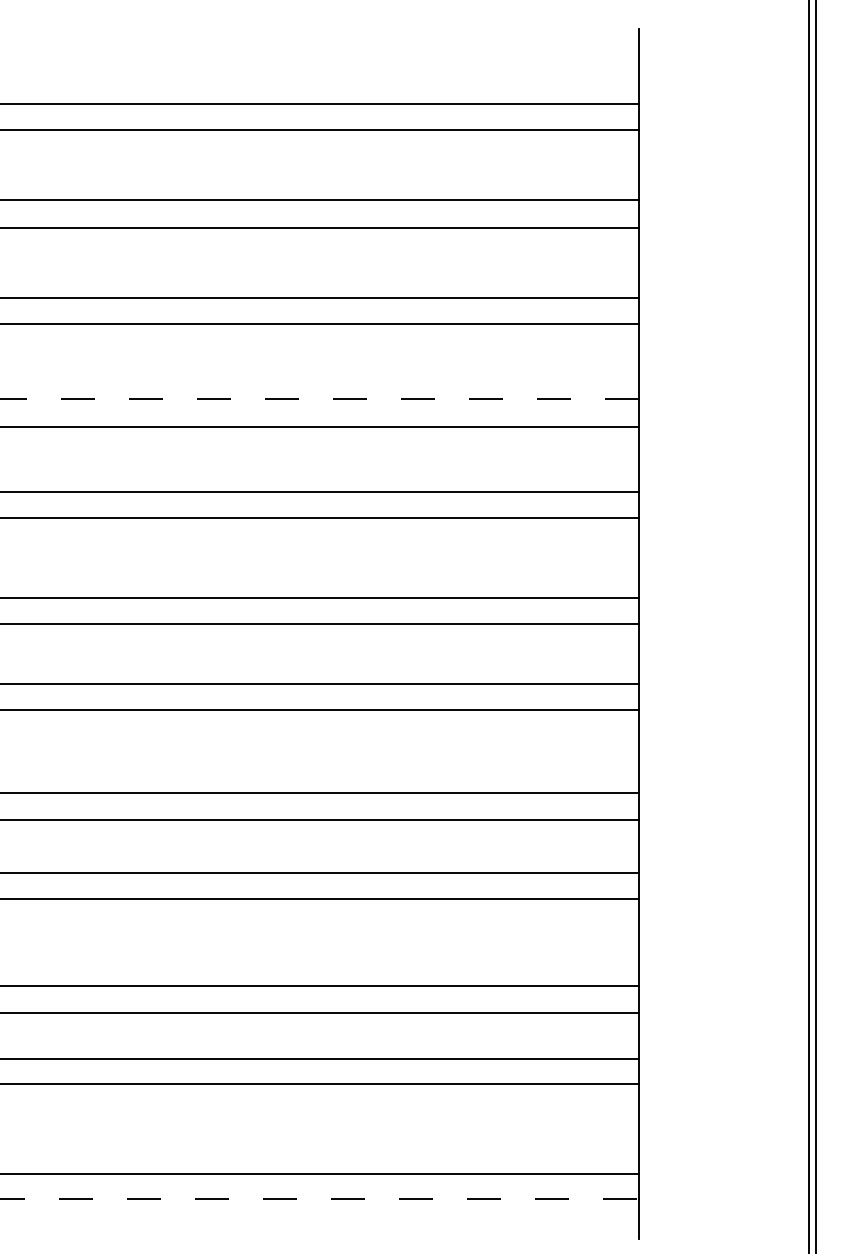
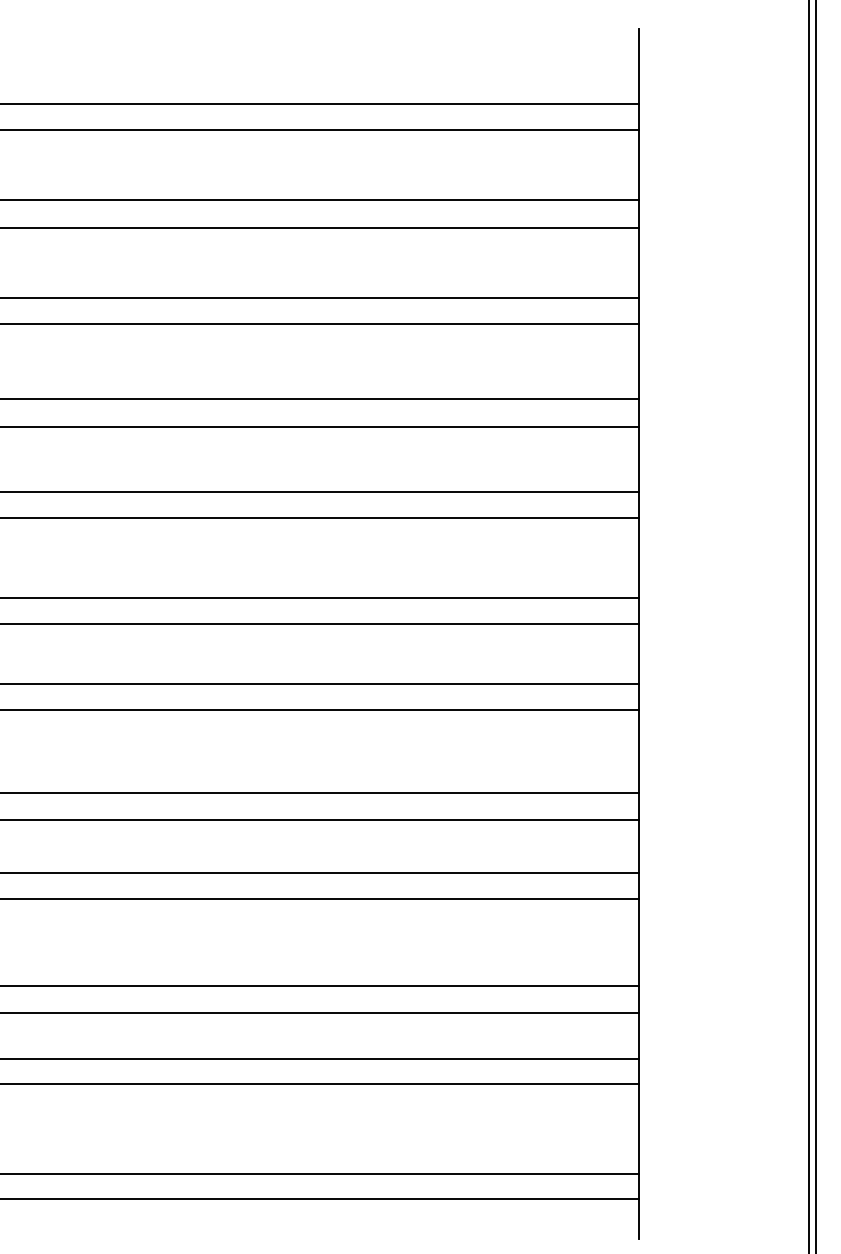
line: dashed -> solid (319, 399)
line: dashed -> solid (320, 1199)
